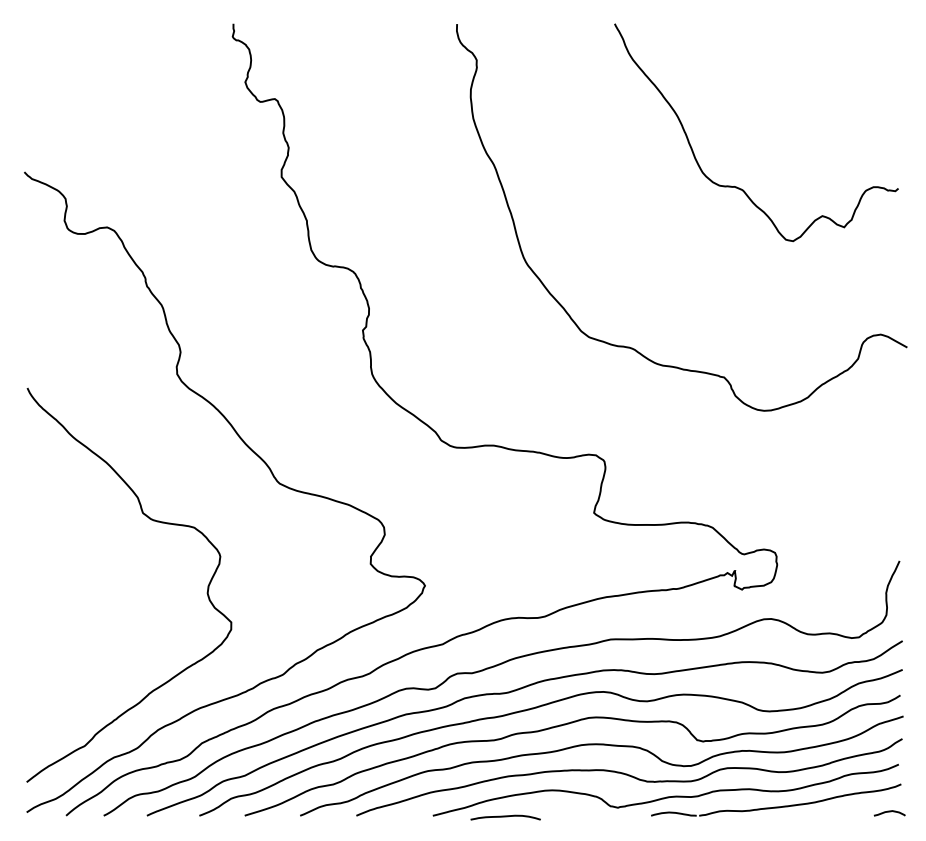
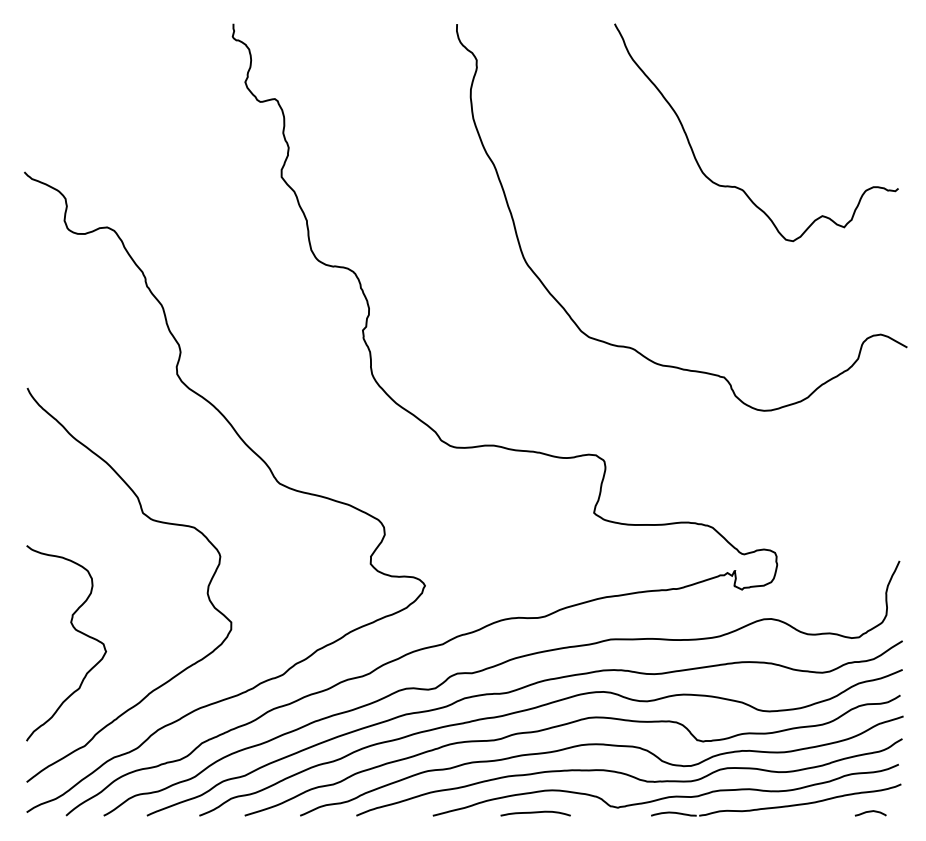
curve: none -> present (76, 631)
curve position: (889, 812) -> (870, 812) (870, 812)
curve position: (505, 817) -> (535, 813) (535, 813)
